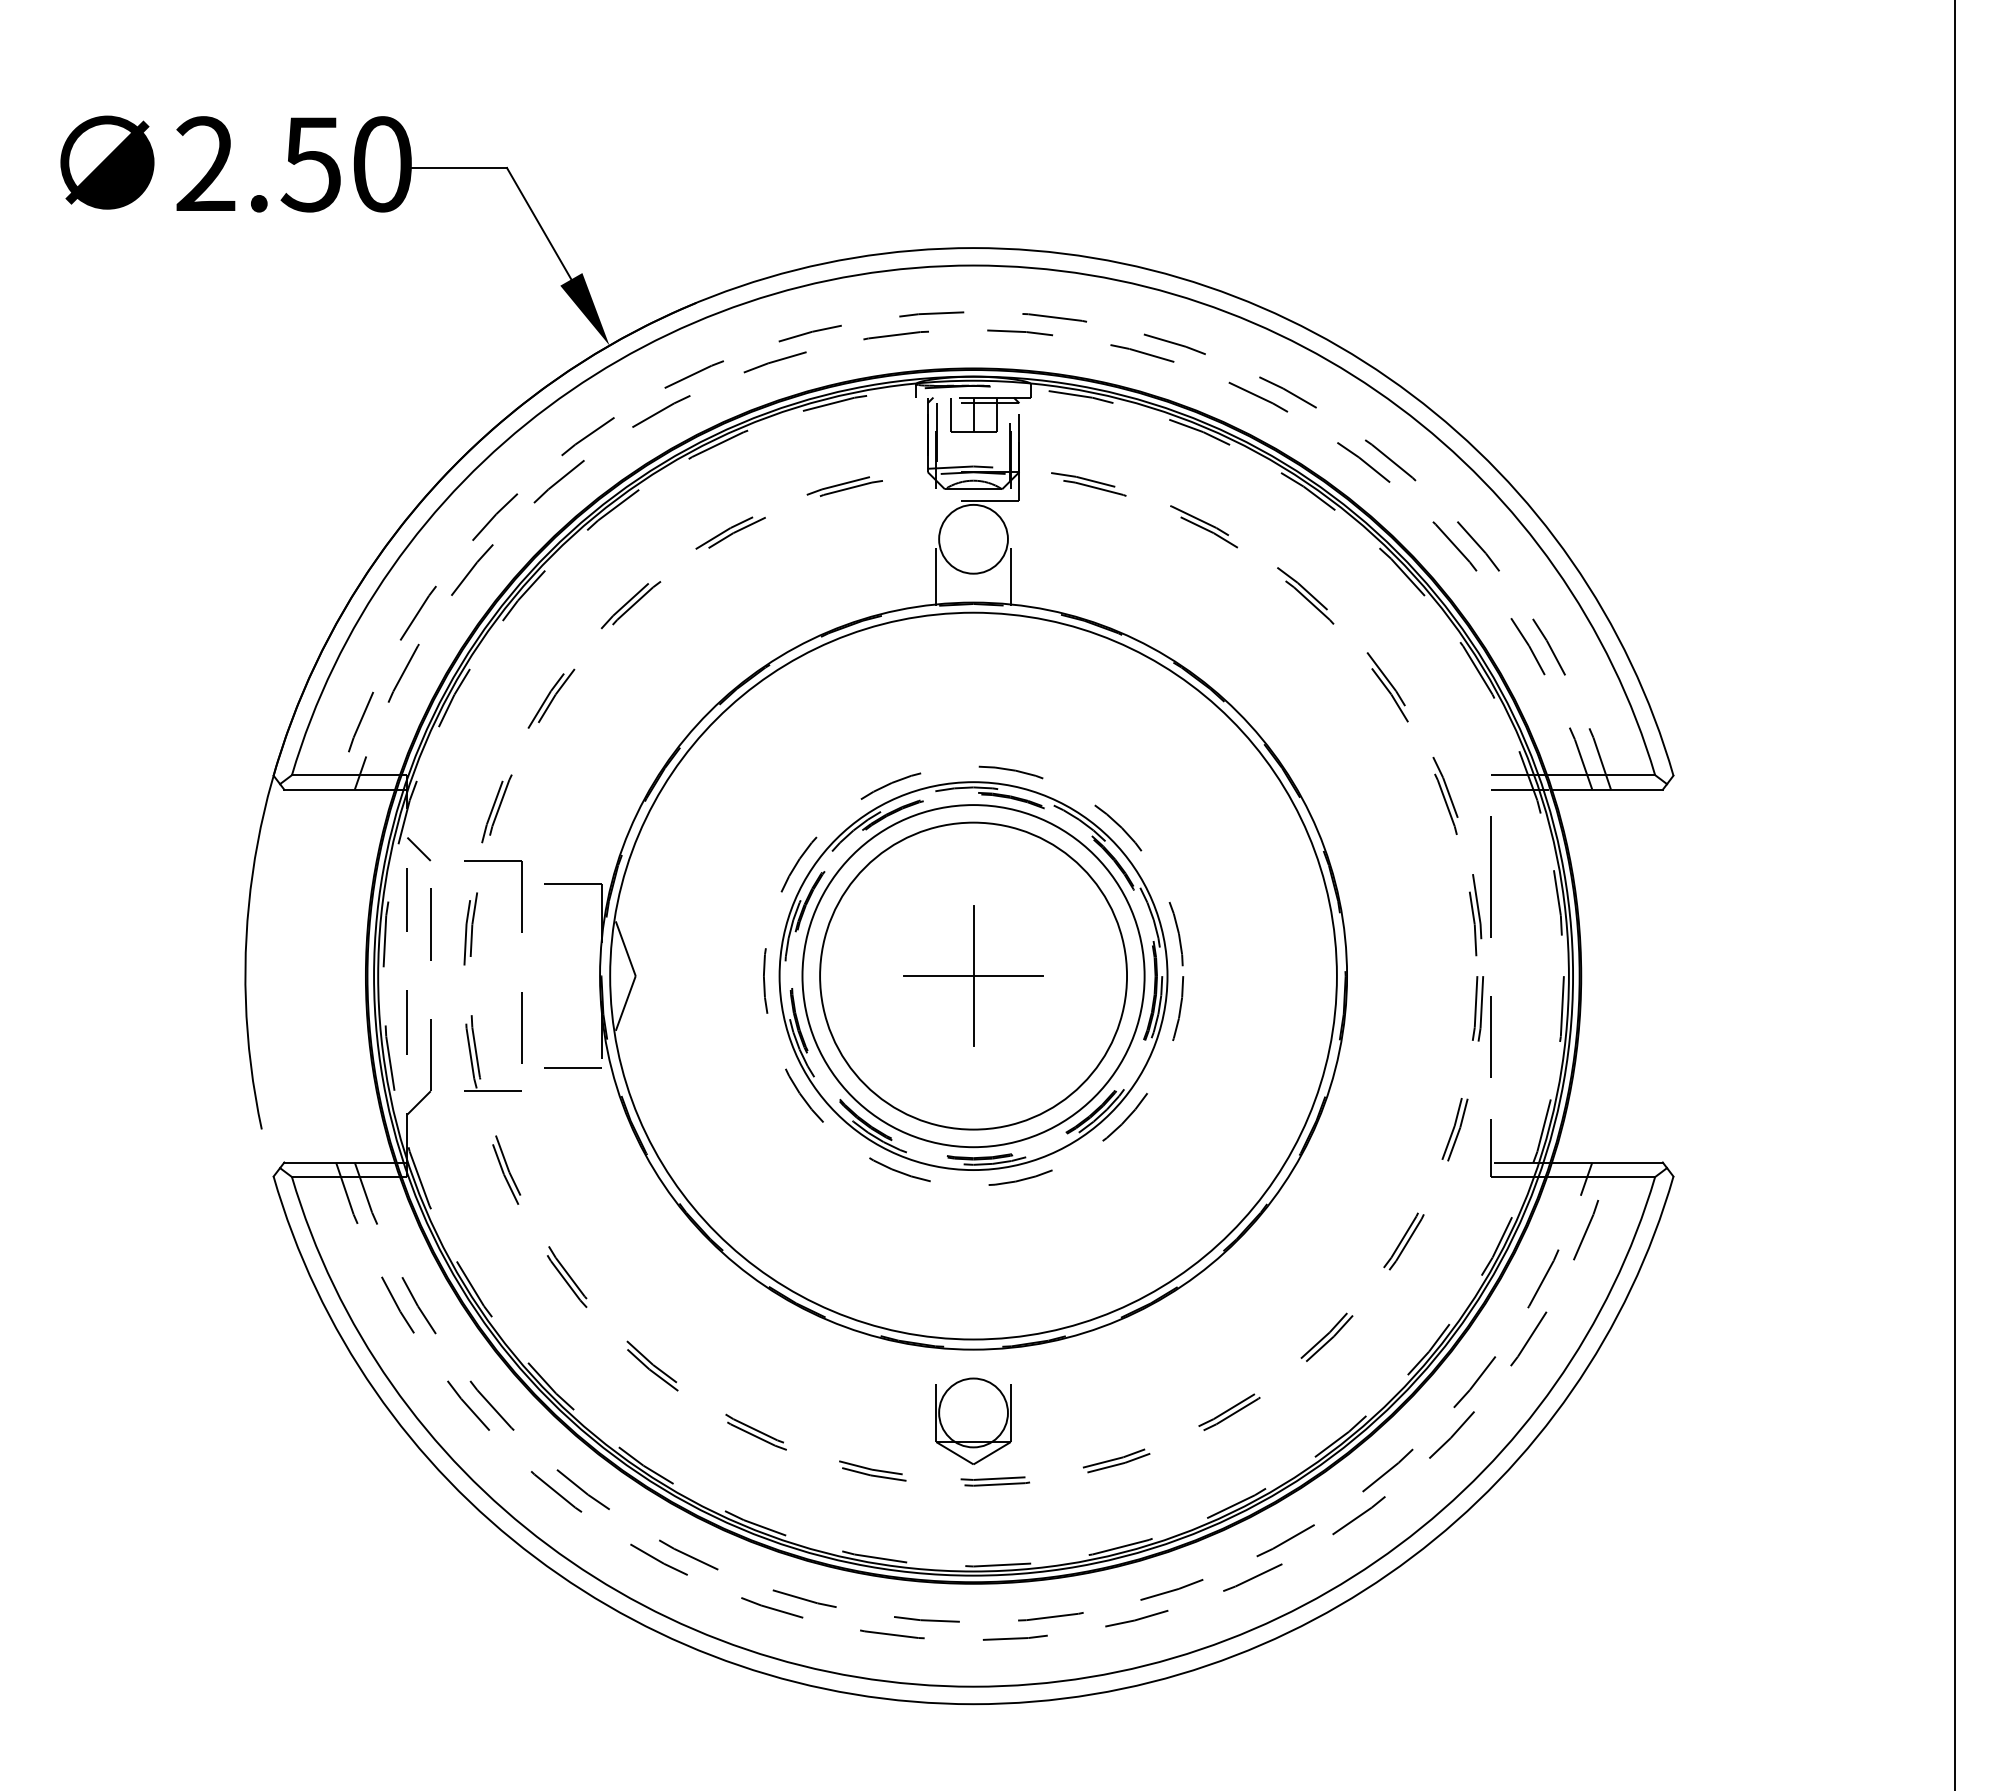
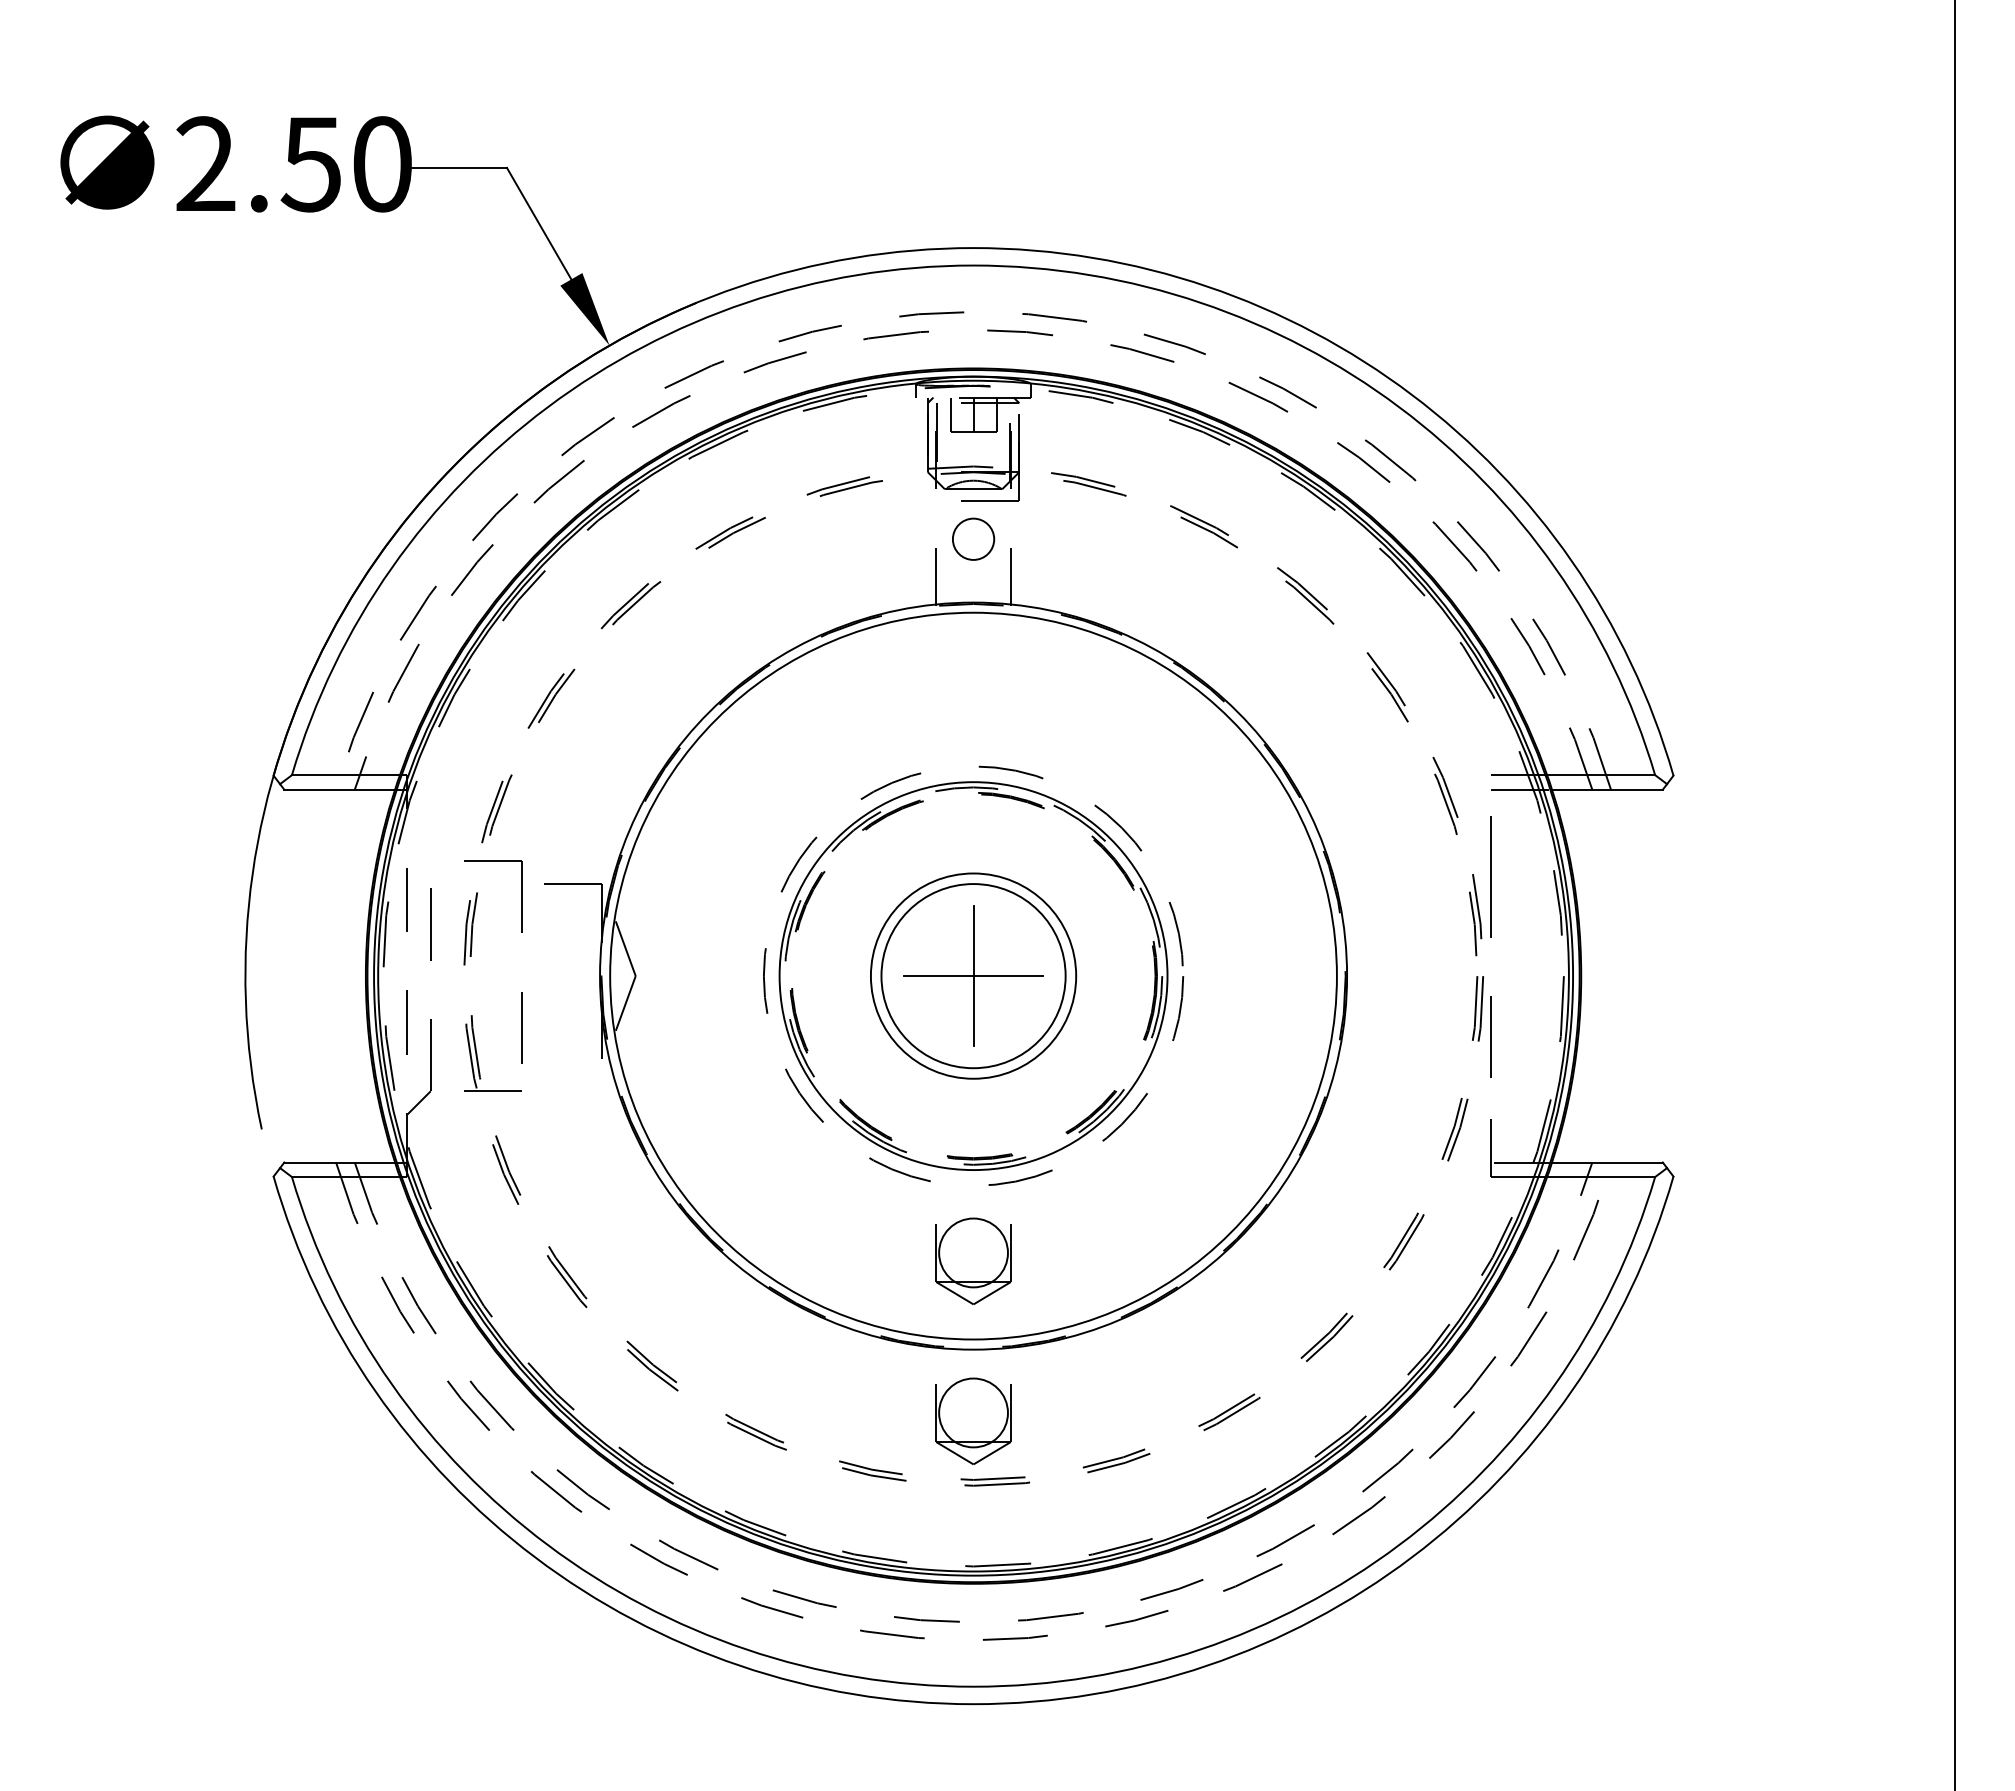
circle diameter: 69 px -> 41 px (973, 538)
line: present -> none (418, 848)
circle diameter: 307 px -> 184 px (973, 976)
circle diameter: 342 px -> 205 px (973, 975)
line: present -> none (572, 1067)
part: none -> present (973, 1260)
